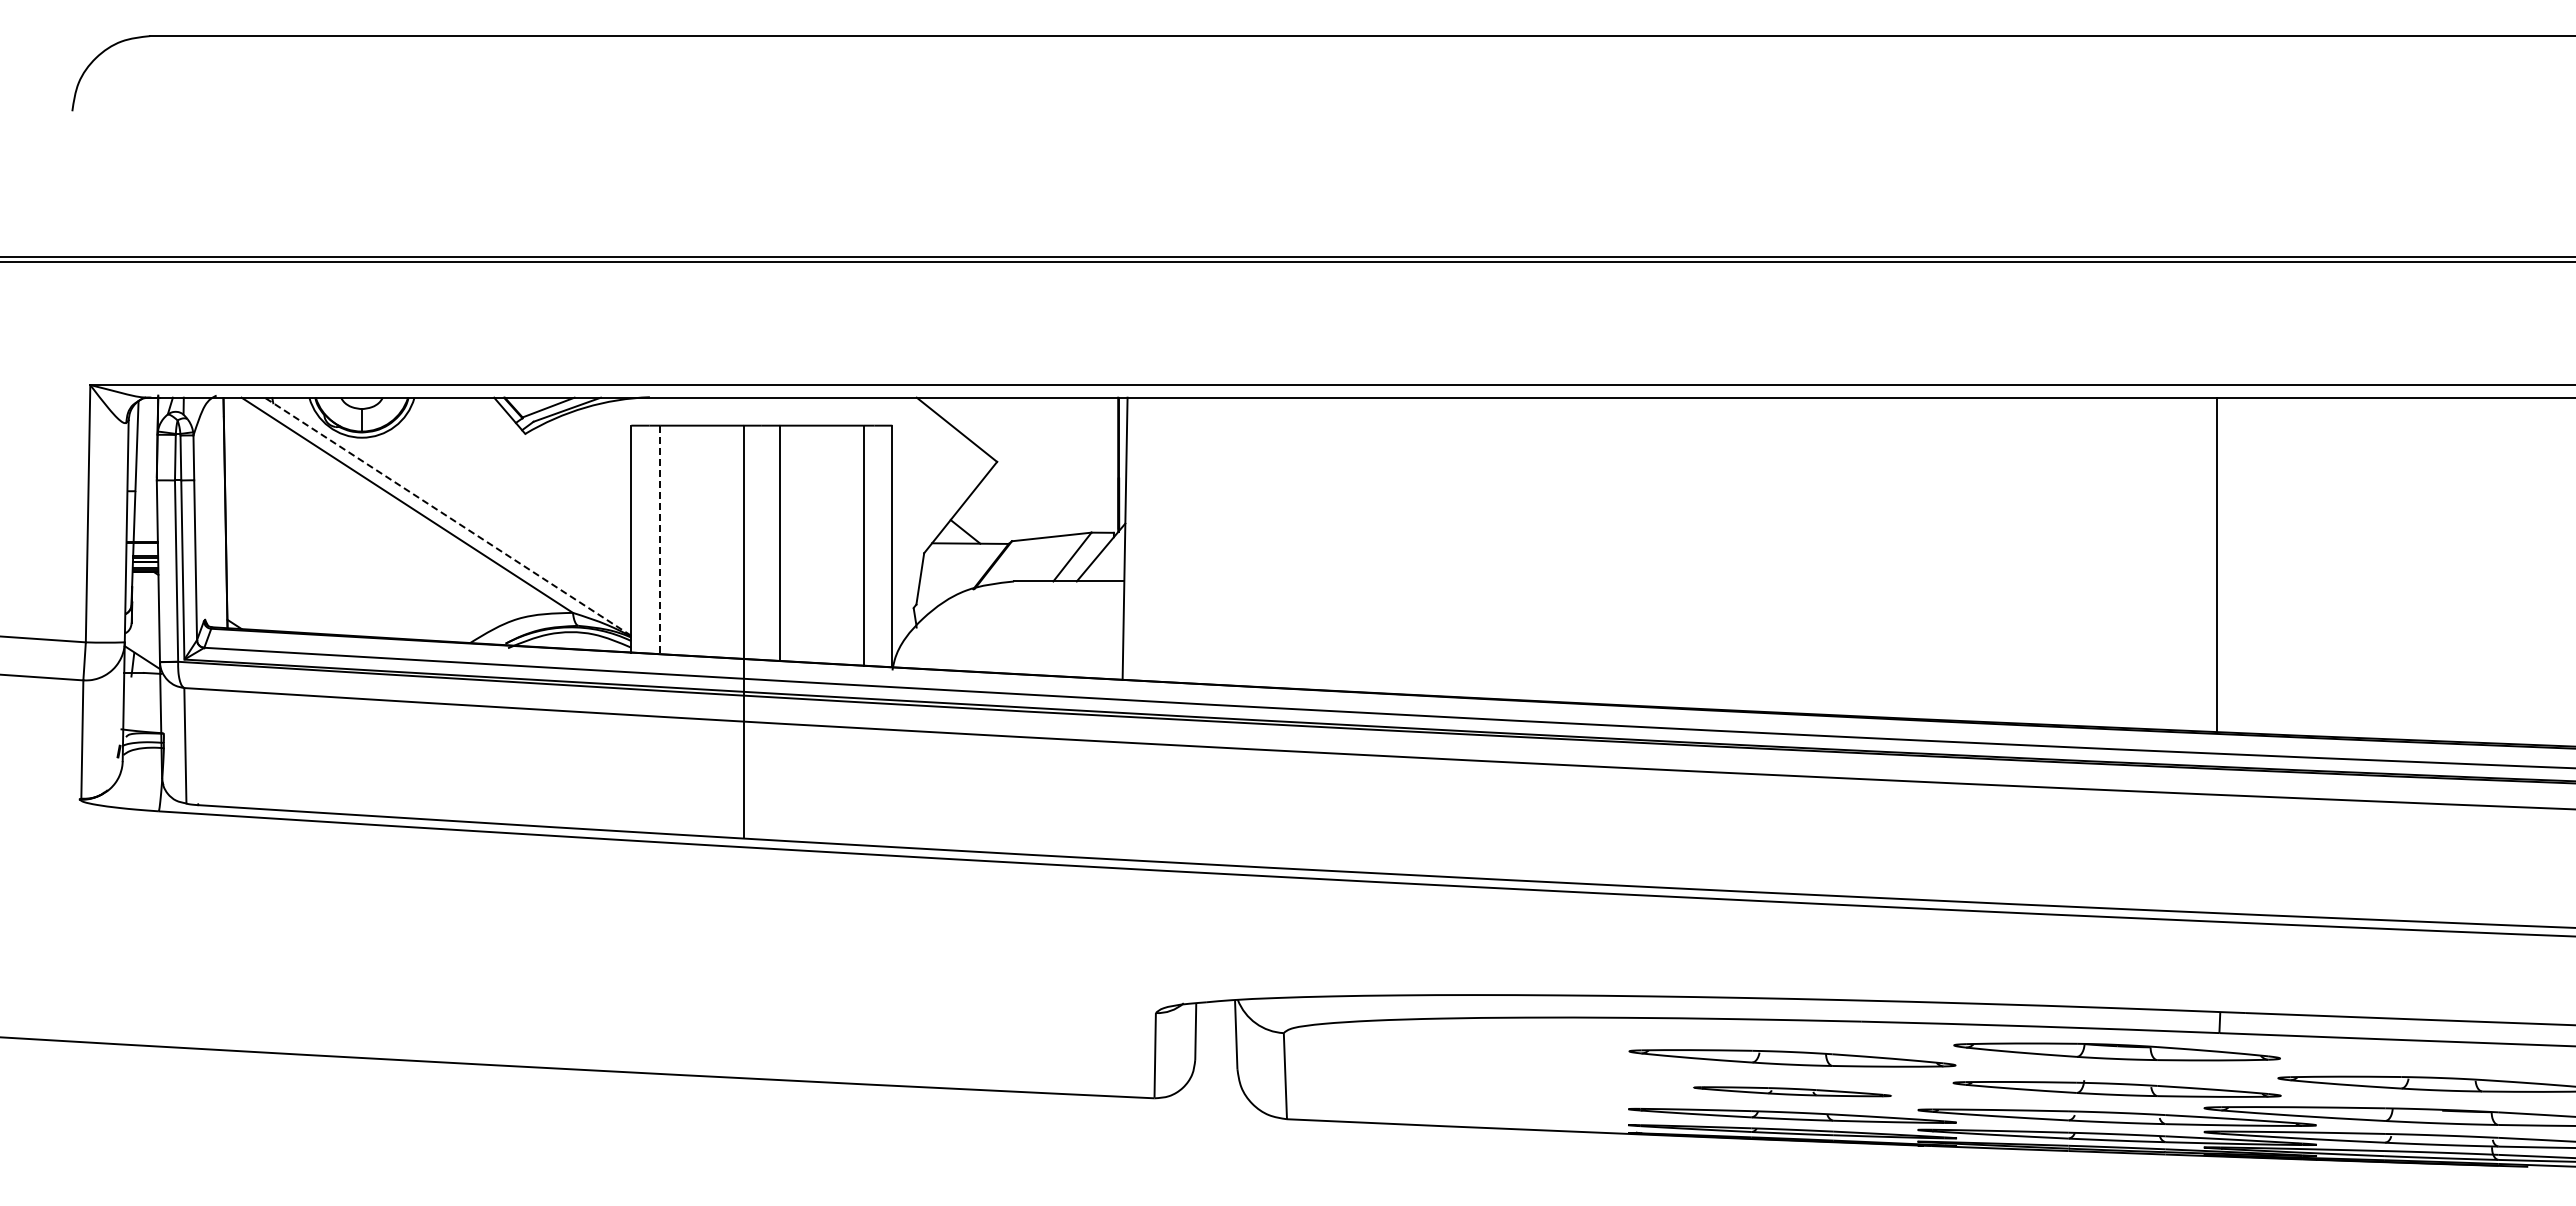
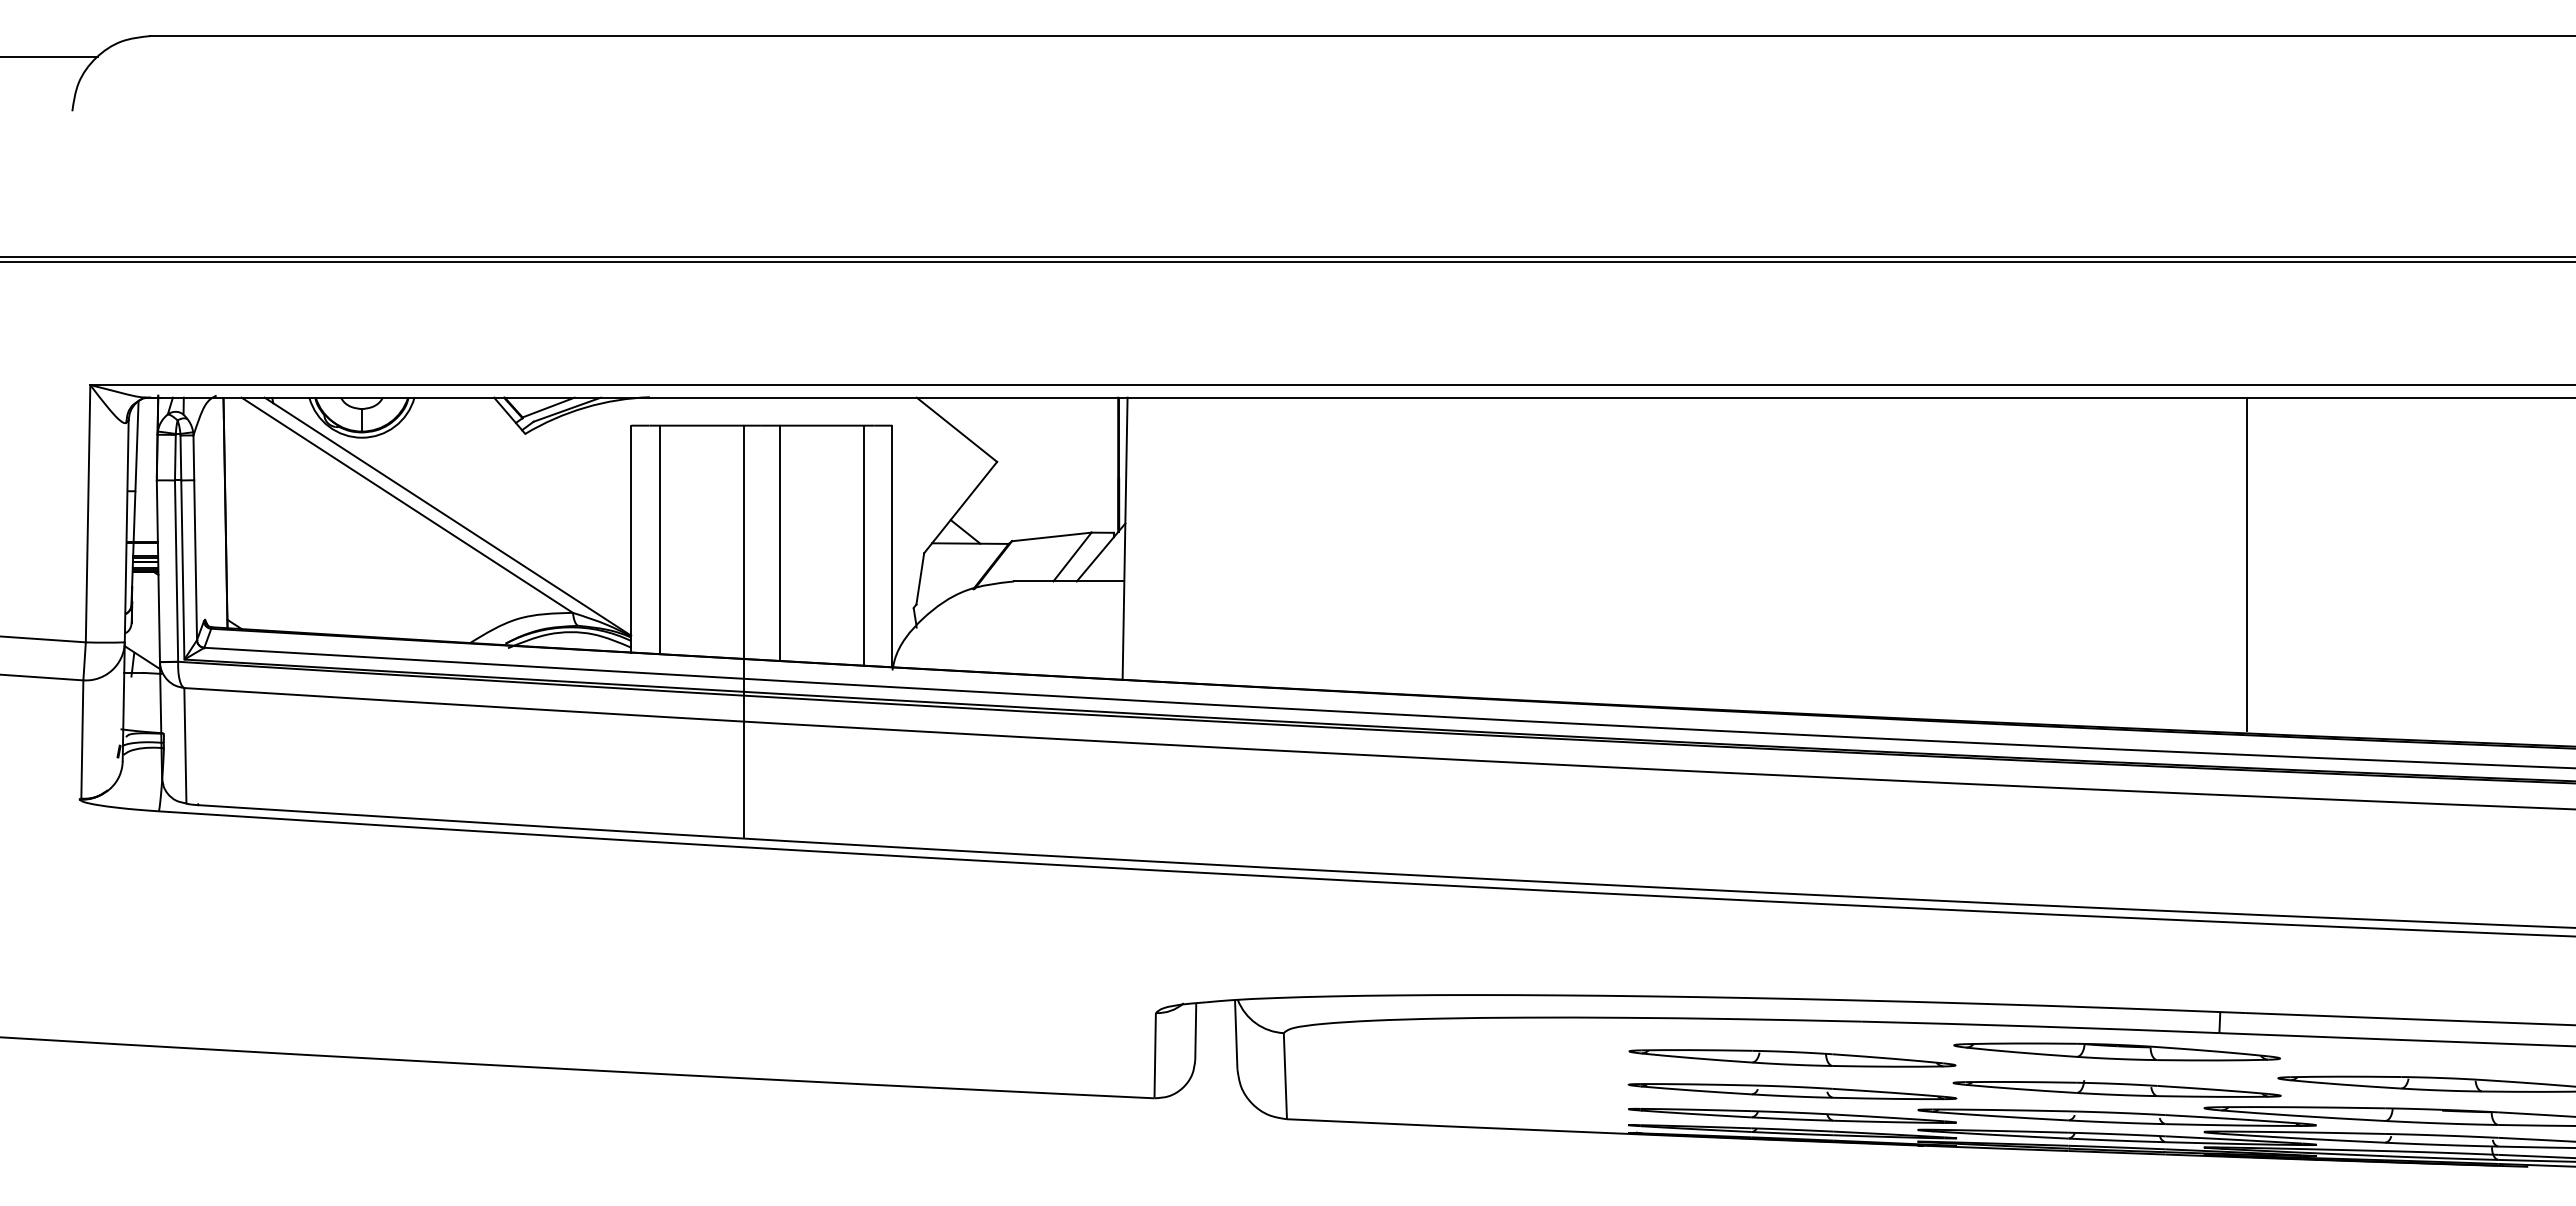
line: none -> present (49, 56)
line: dashed -> solid (447, 516)
line: dashed -> solid (660, 540)
line position: (2217, 563) -> (2247, 563) (2247, 563)
part size: 199x12 px -> 331x18 px (1792, 1091)
